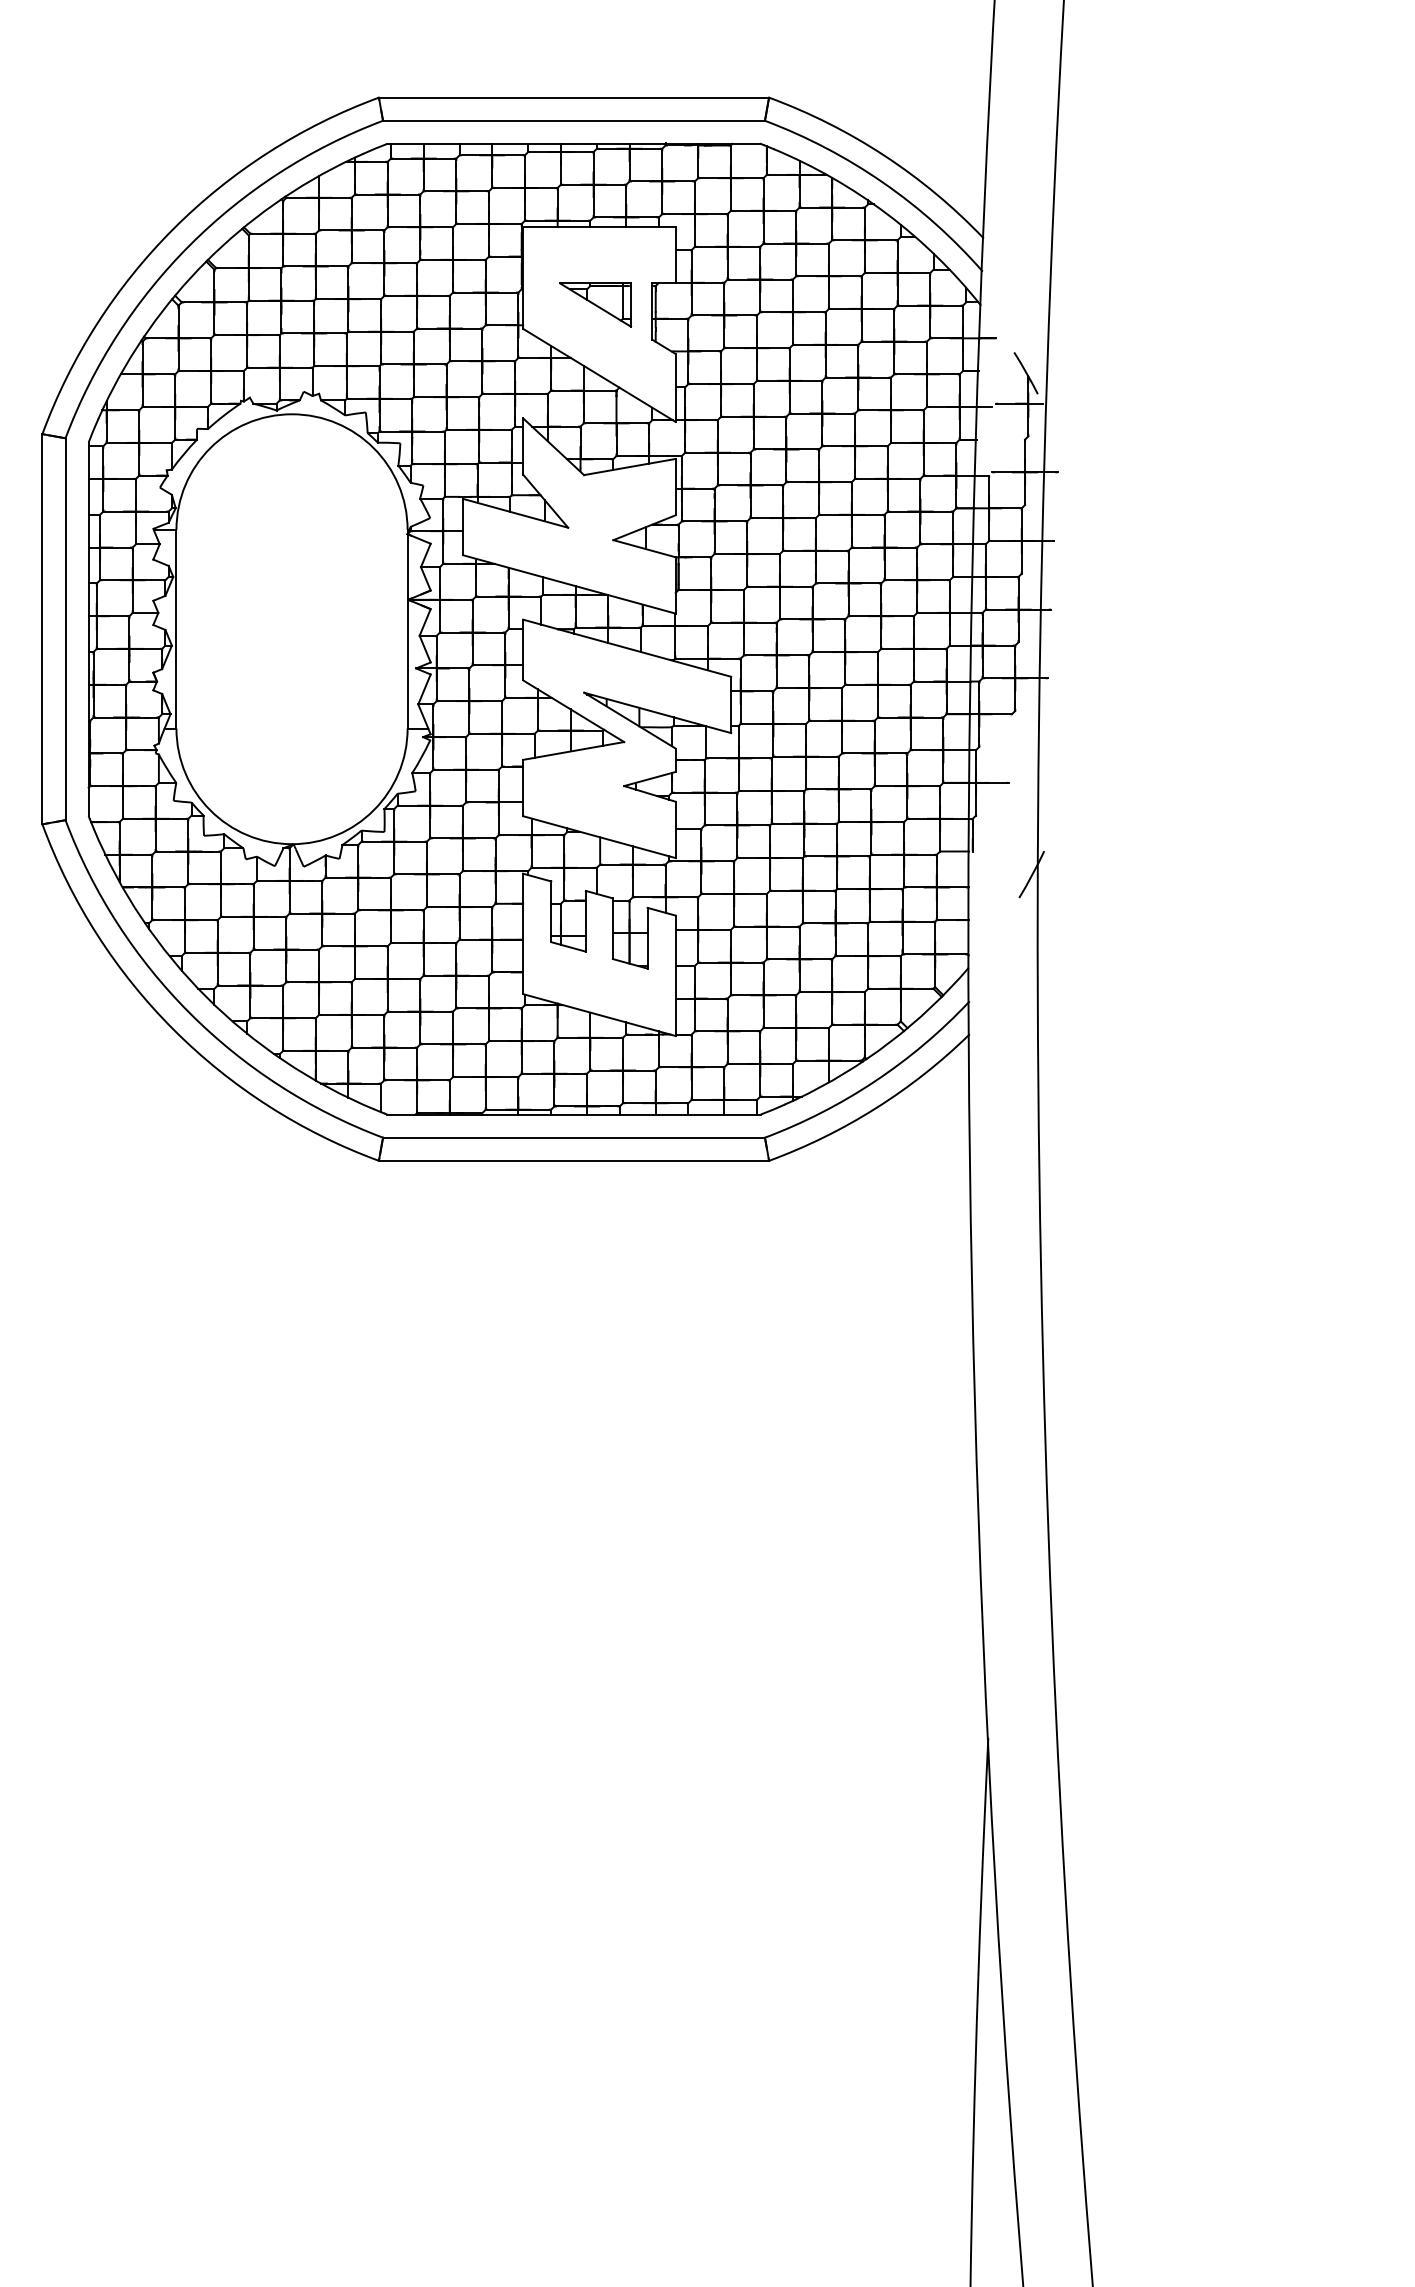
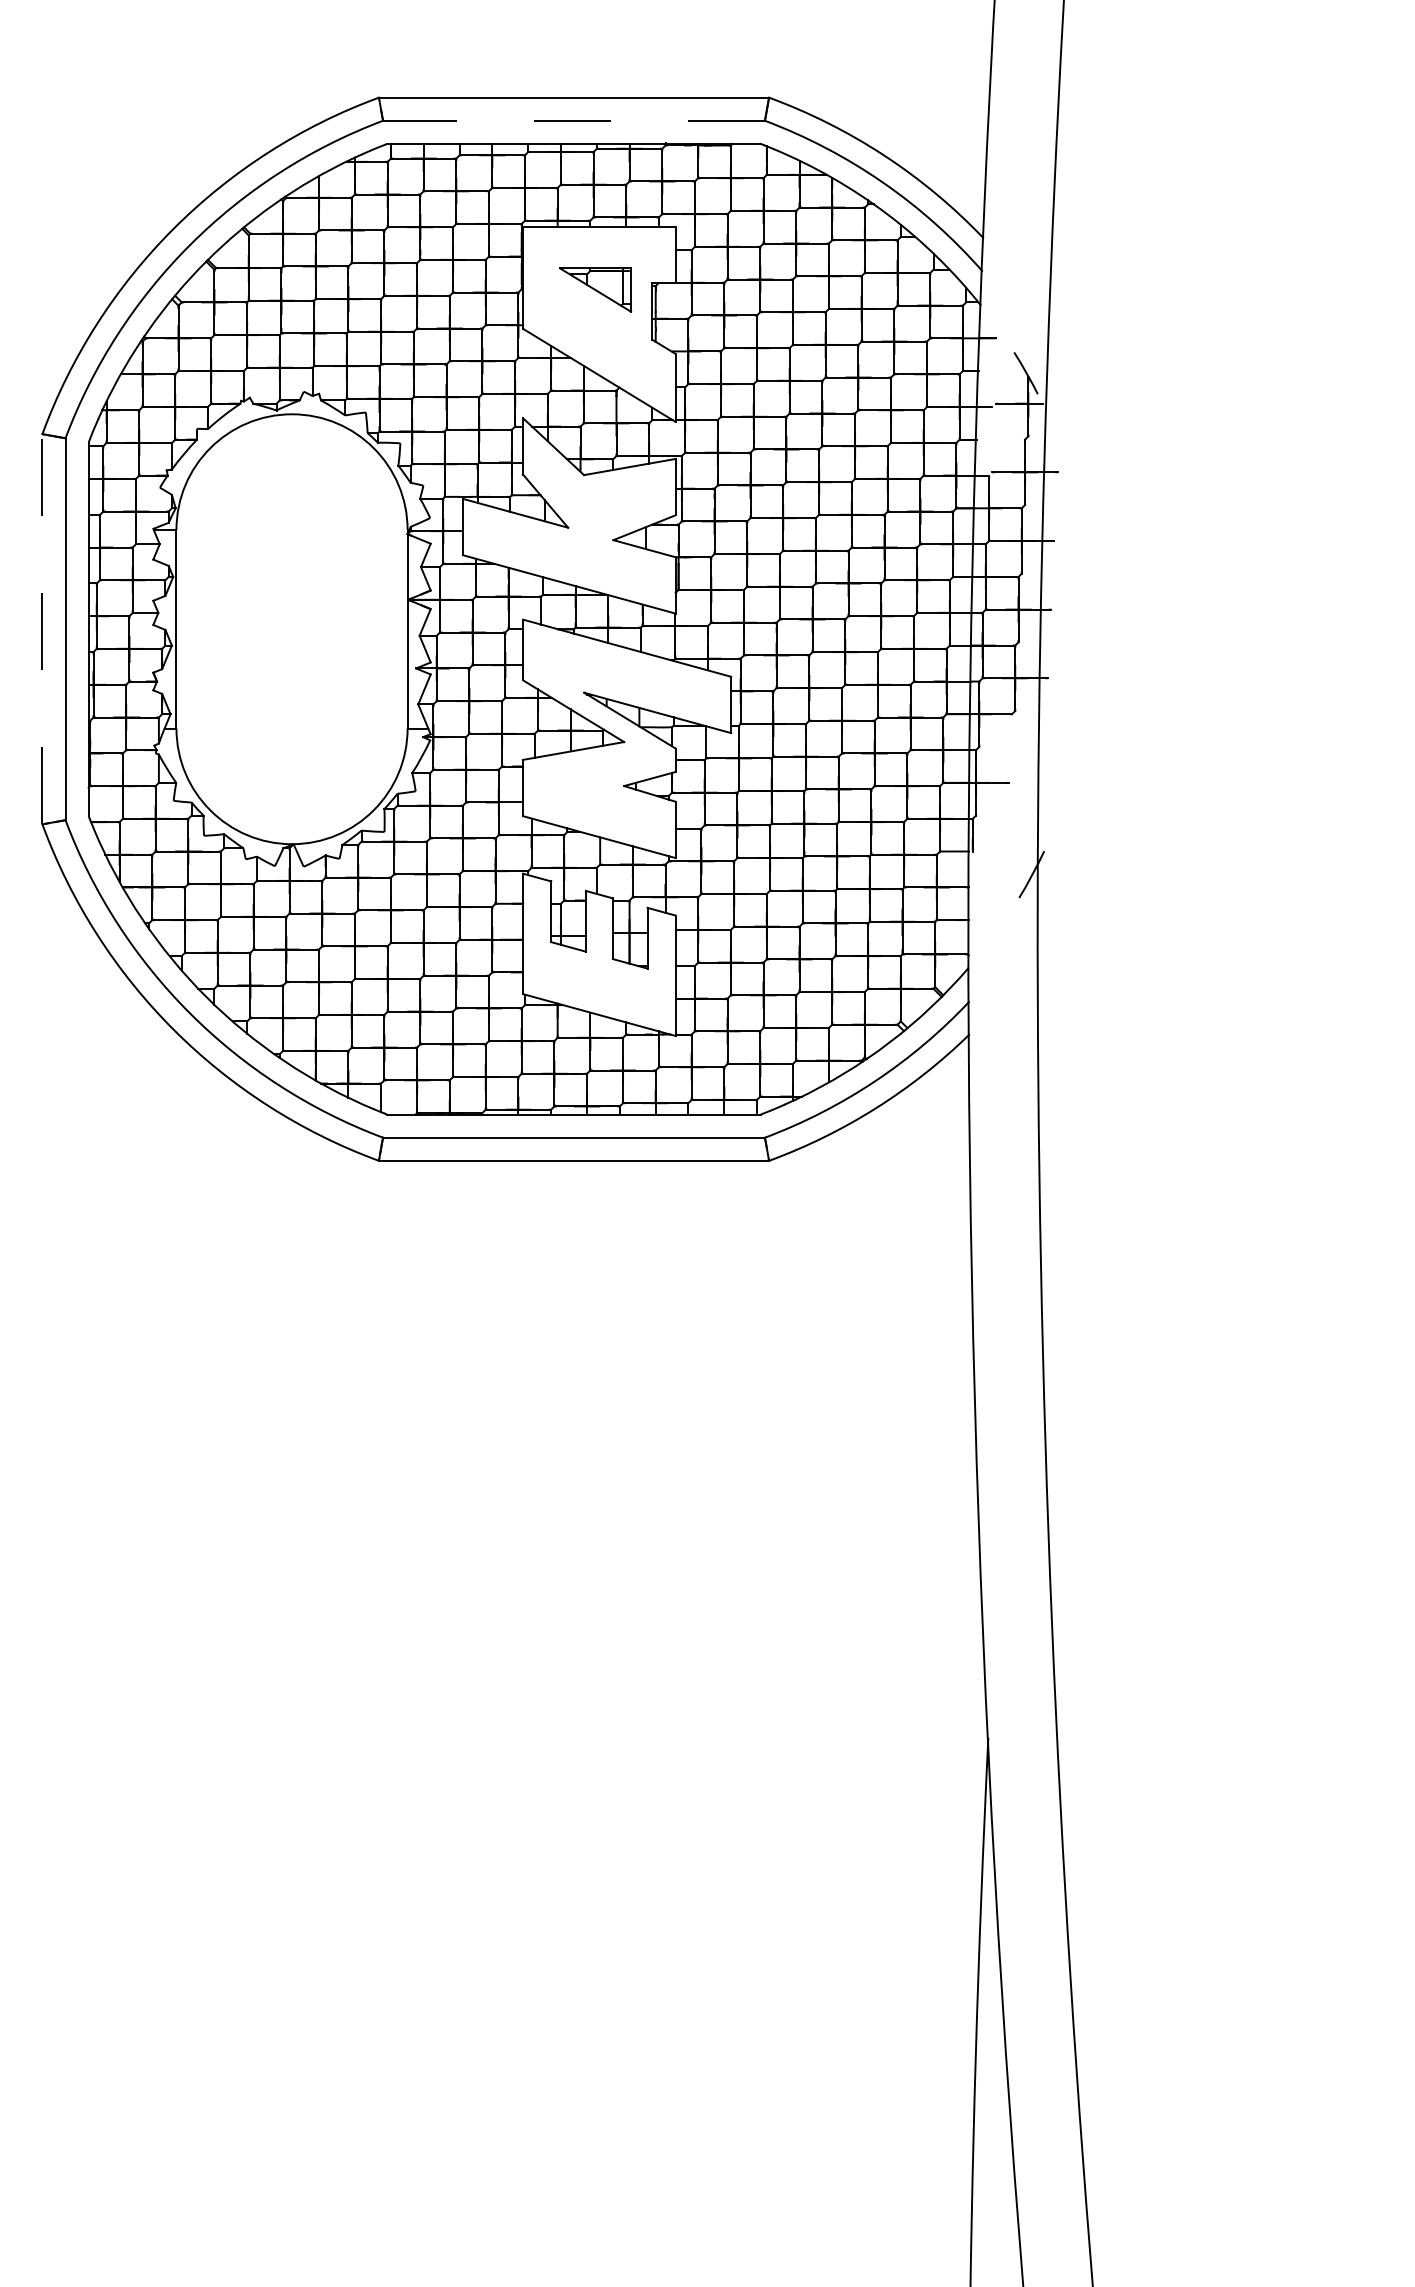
line: solid -> dashed (574, 120)
part position: (595, 304) -> (595, 289) (595, 289)
line: solid -> dashed (42, 628)
